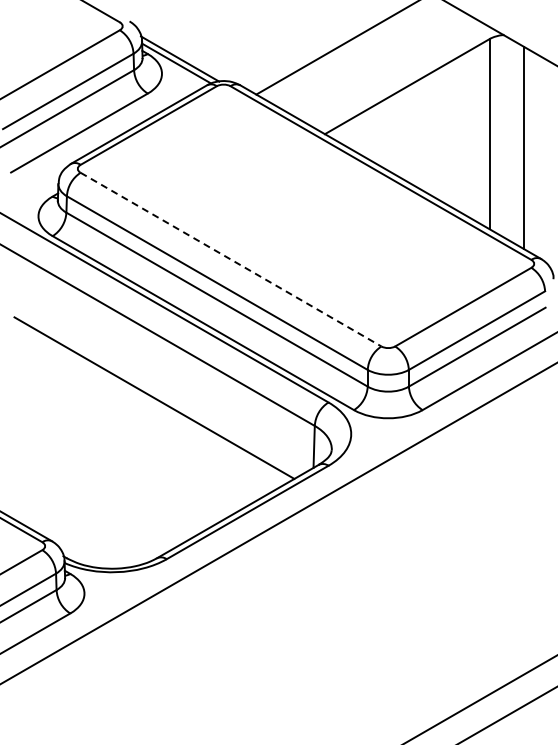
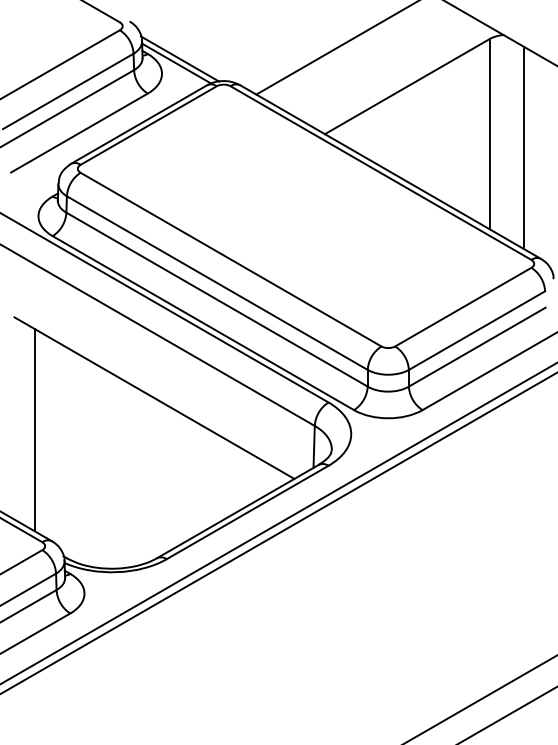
line: dashed -> solid (231, 259)
line: none -> present (35, 430)
line: none -> present (278, 533)
